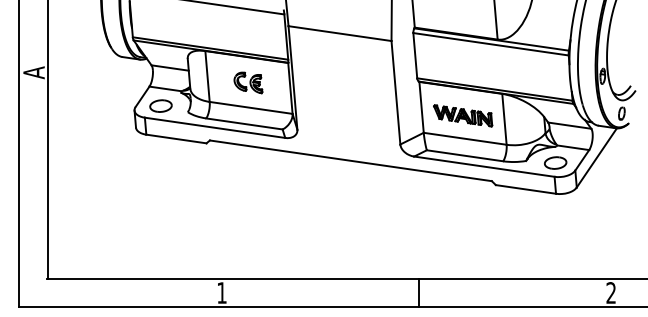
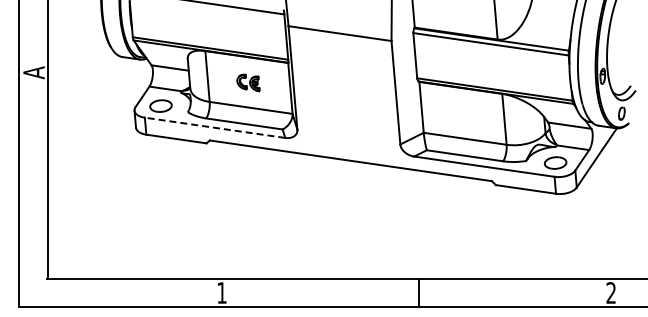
part size: 31x24 px -> 25x20 px (248, 82)
part: present -> none (463, 115)
line: solid -> dashed (215, 127)
